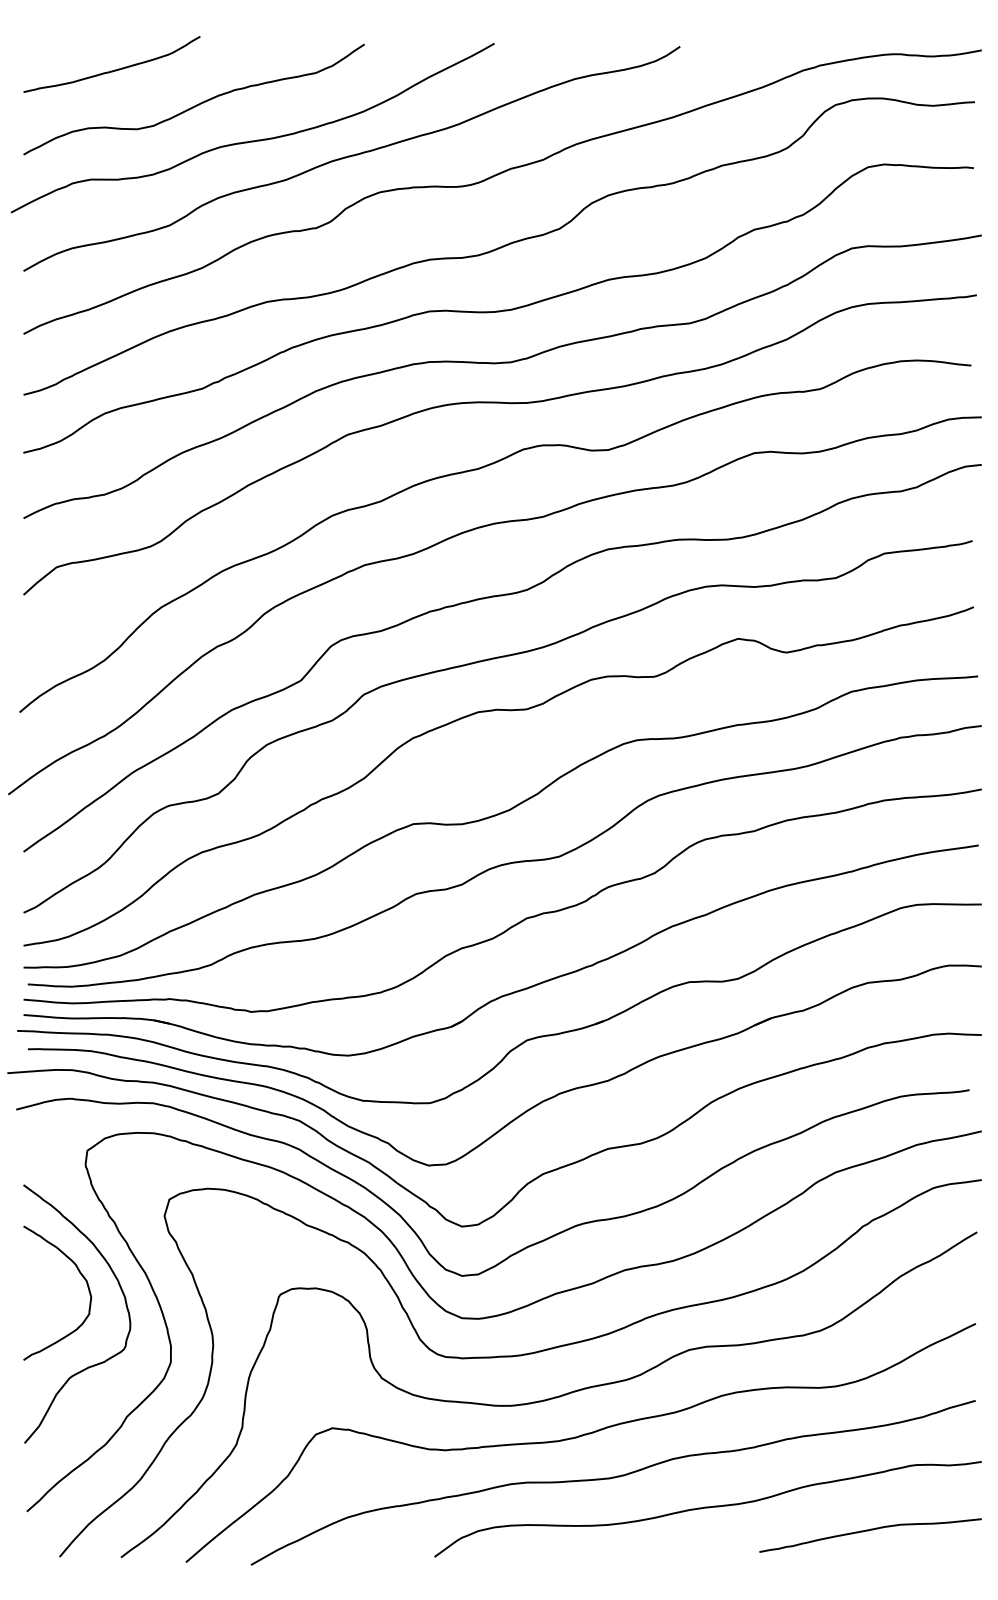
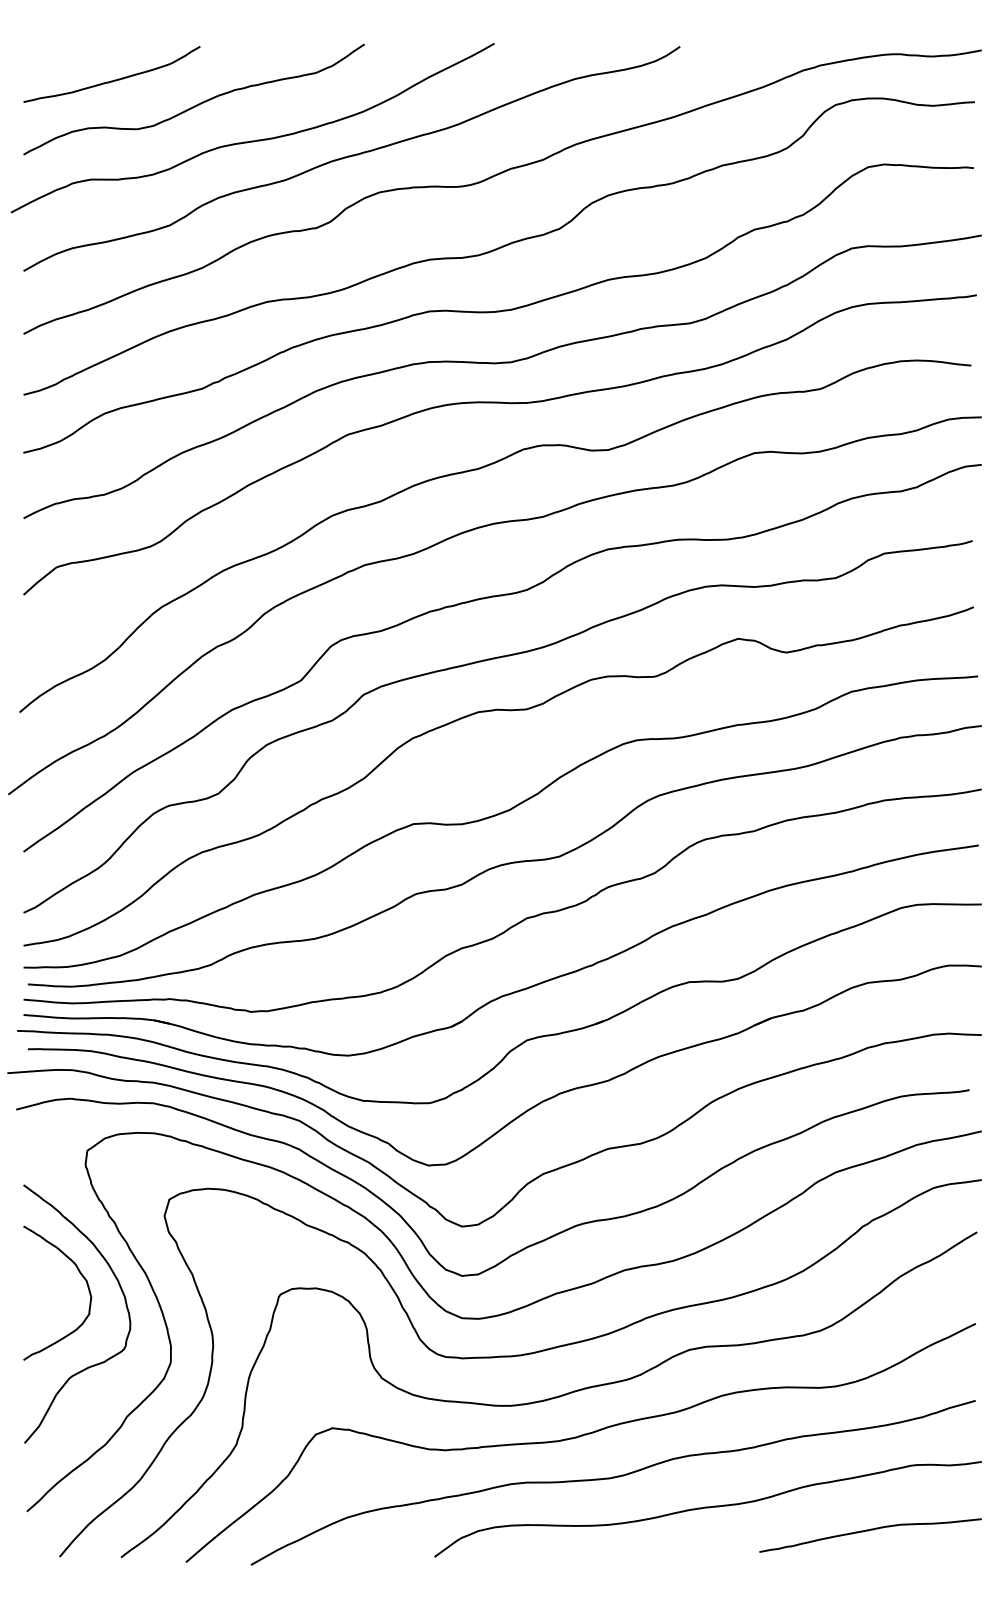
curve position: (114, 69) -> (114, 79) (114, 79)
